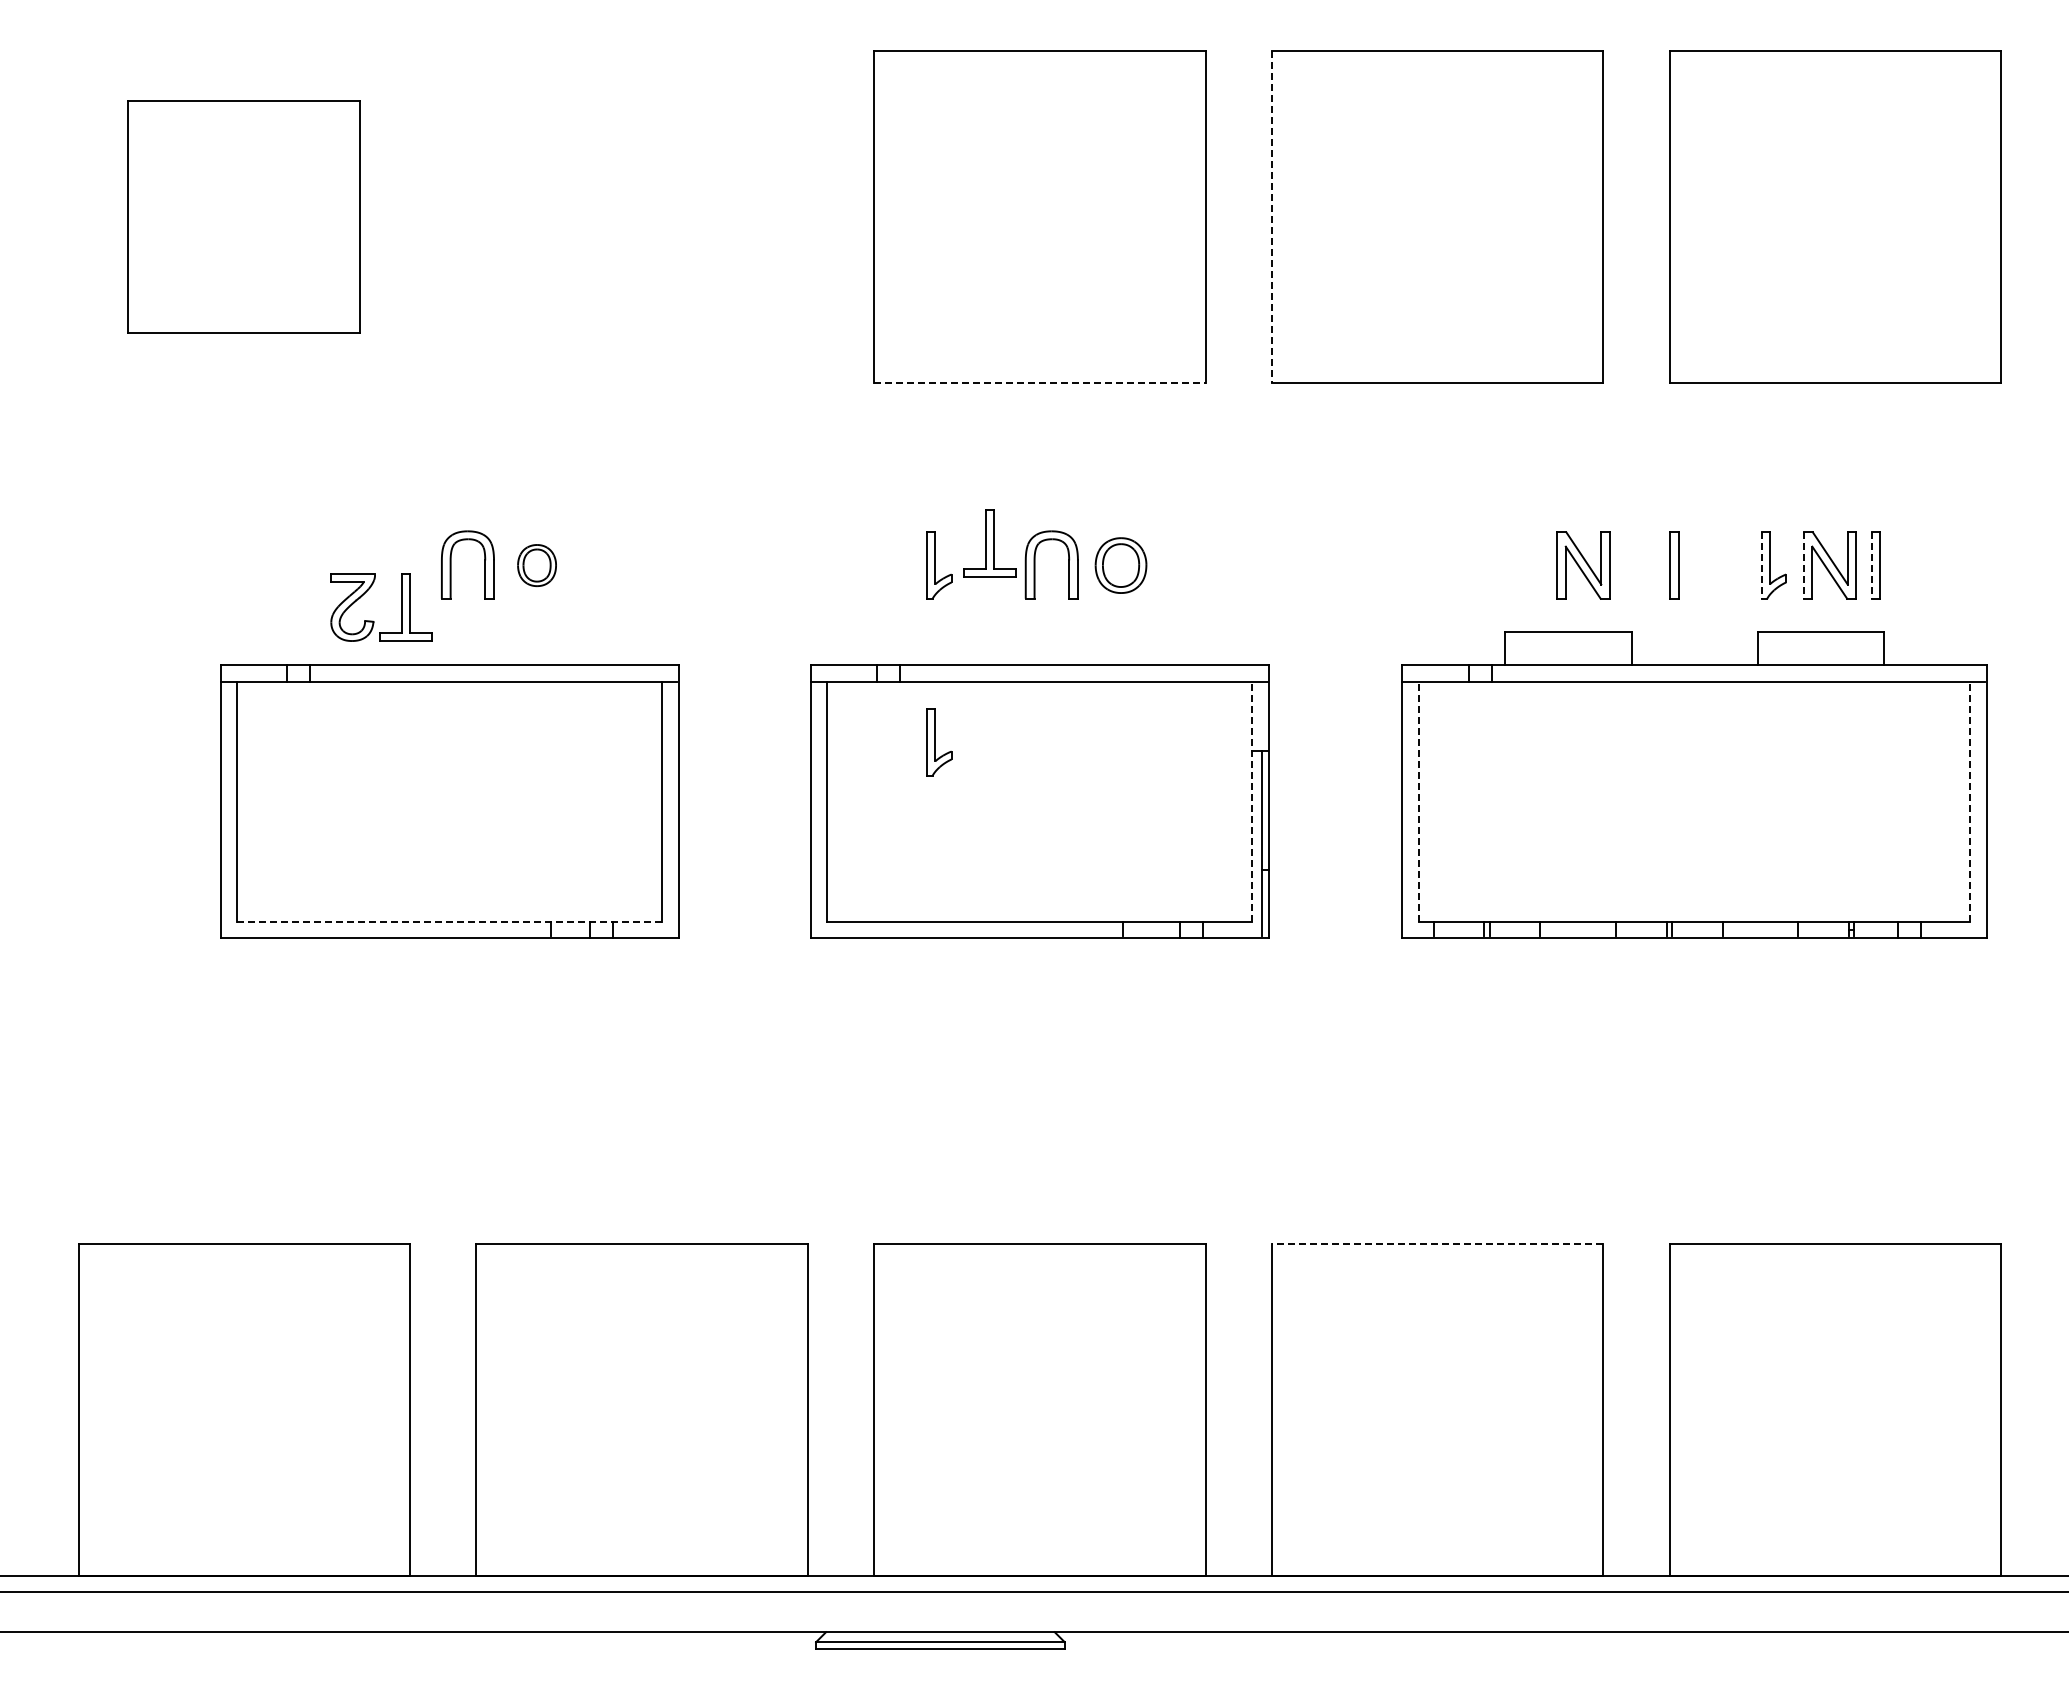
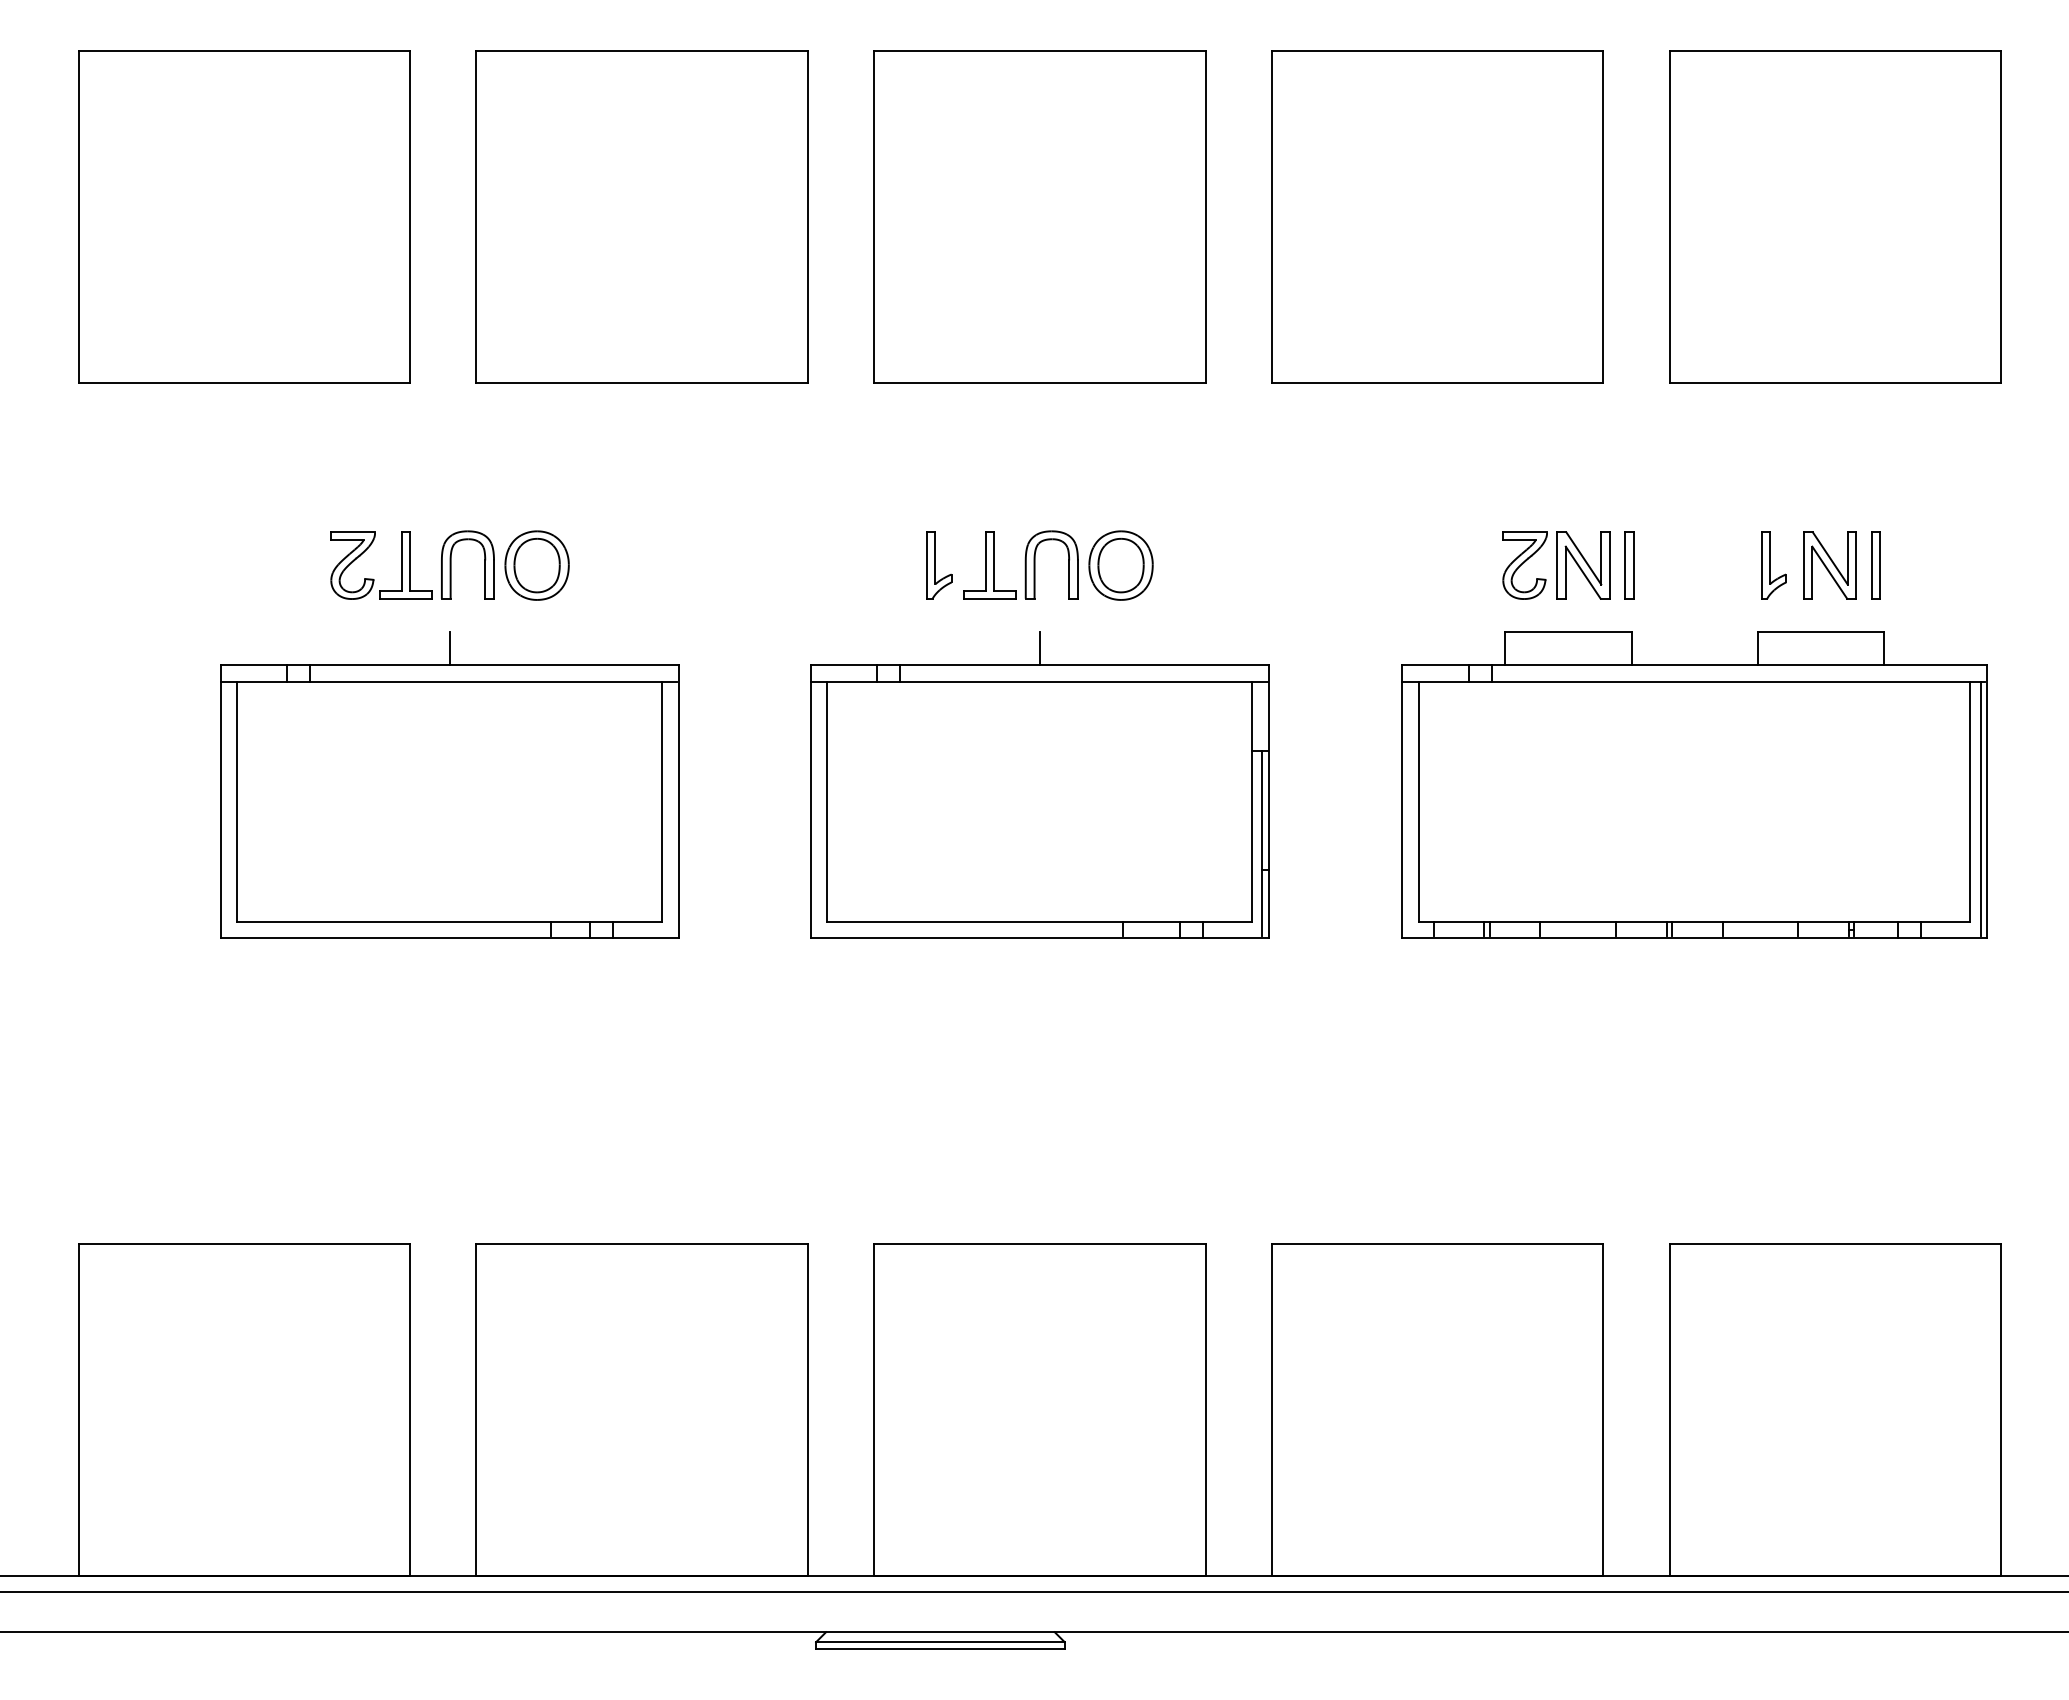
part size: 234x234 px -> 333x334 px (244, 216)
part: none -> present (641, 216)
line: dashed -> solid (1271, 216)
line: dashed -> solid (1039, 382)
part position: (989, 543) -> (989, 565) (989, 565)
part size: 40x43 px -> 66x71 px (536, 565)
part size: 54x57 px -> 66x71 px (1120, 565)
part: none -> present (1524, 565)
part position: (1674, 565) -> (1629, 565) (1629, 565)
line: dashed -> solid (1761, 566)
line: dashed -> solid (1803, 566)
line: dashed -> solid (1871, 566)
part position: (374, 621) -> (374, 579) (374, 579)
line: none -> present (450, 648)
line: none -> present (1040, 648)
part: present -> none (939, 742)
line: dashed -> solid (1252, 801)
line: dashed -> solid (1418, 801)
line: dashed -> solid (1970, 801)
line: none -> present (1980, 808)
line: dashed -> solid (449, 921)
line: dashed -> solid (1437, 1244)
